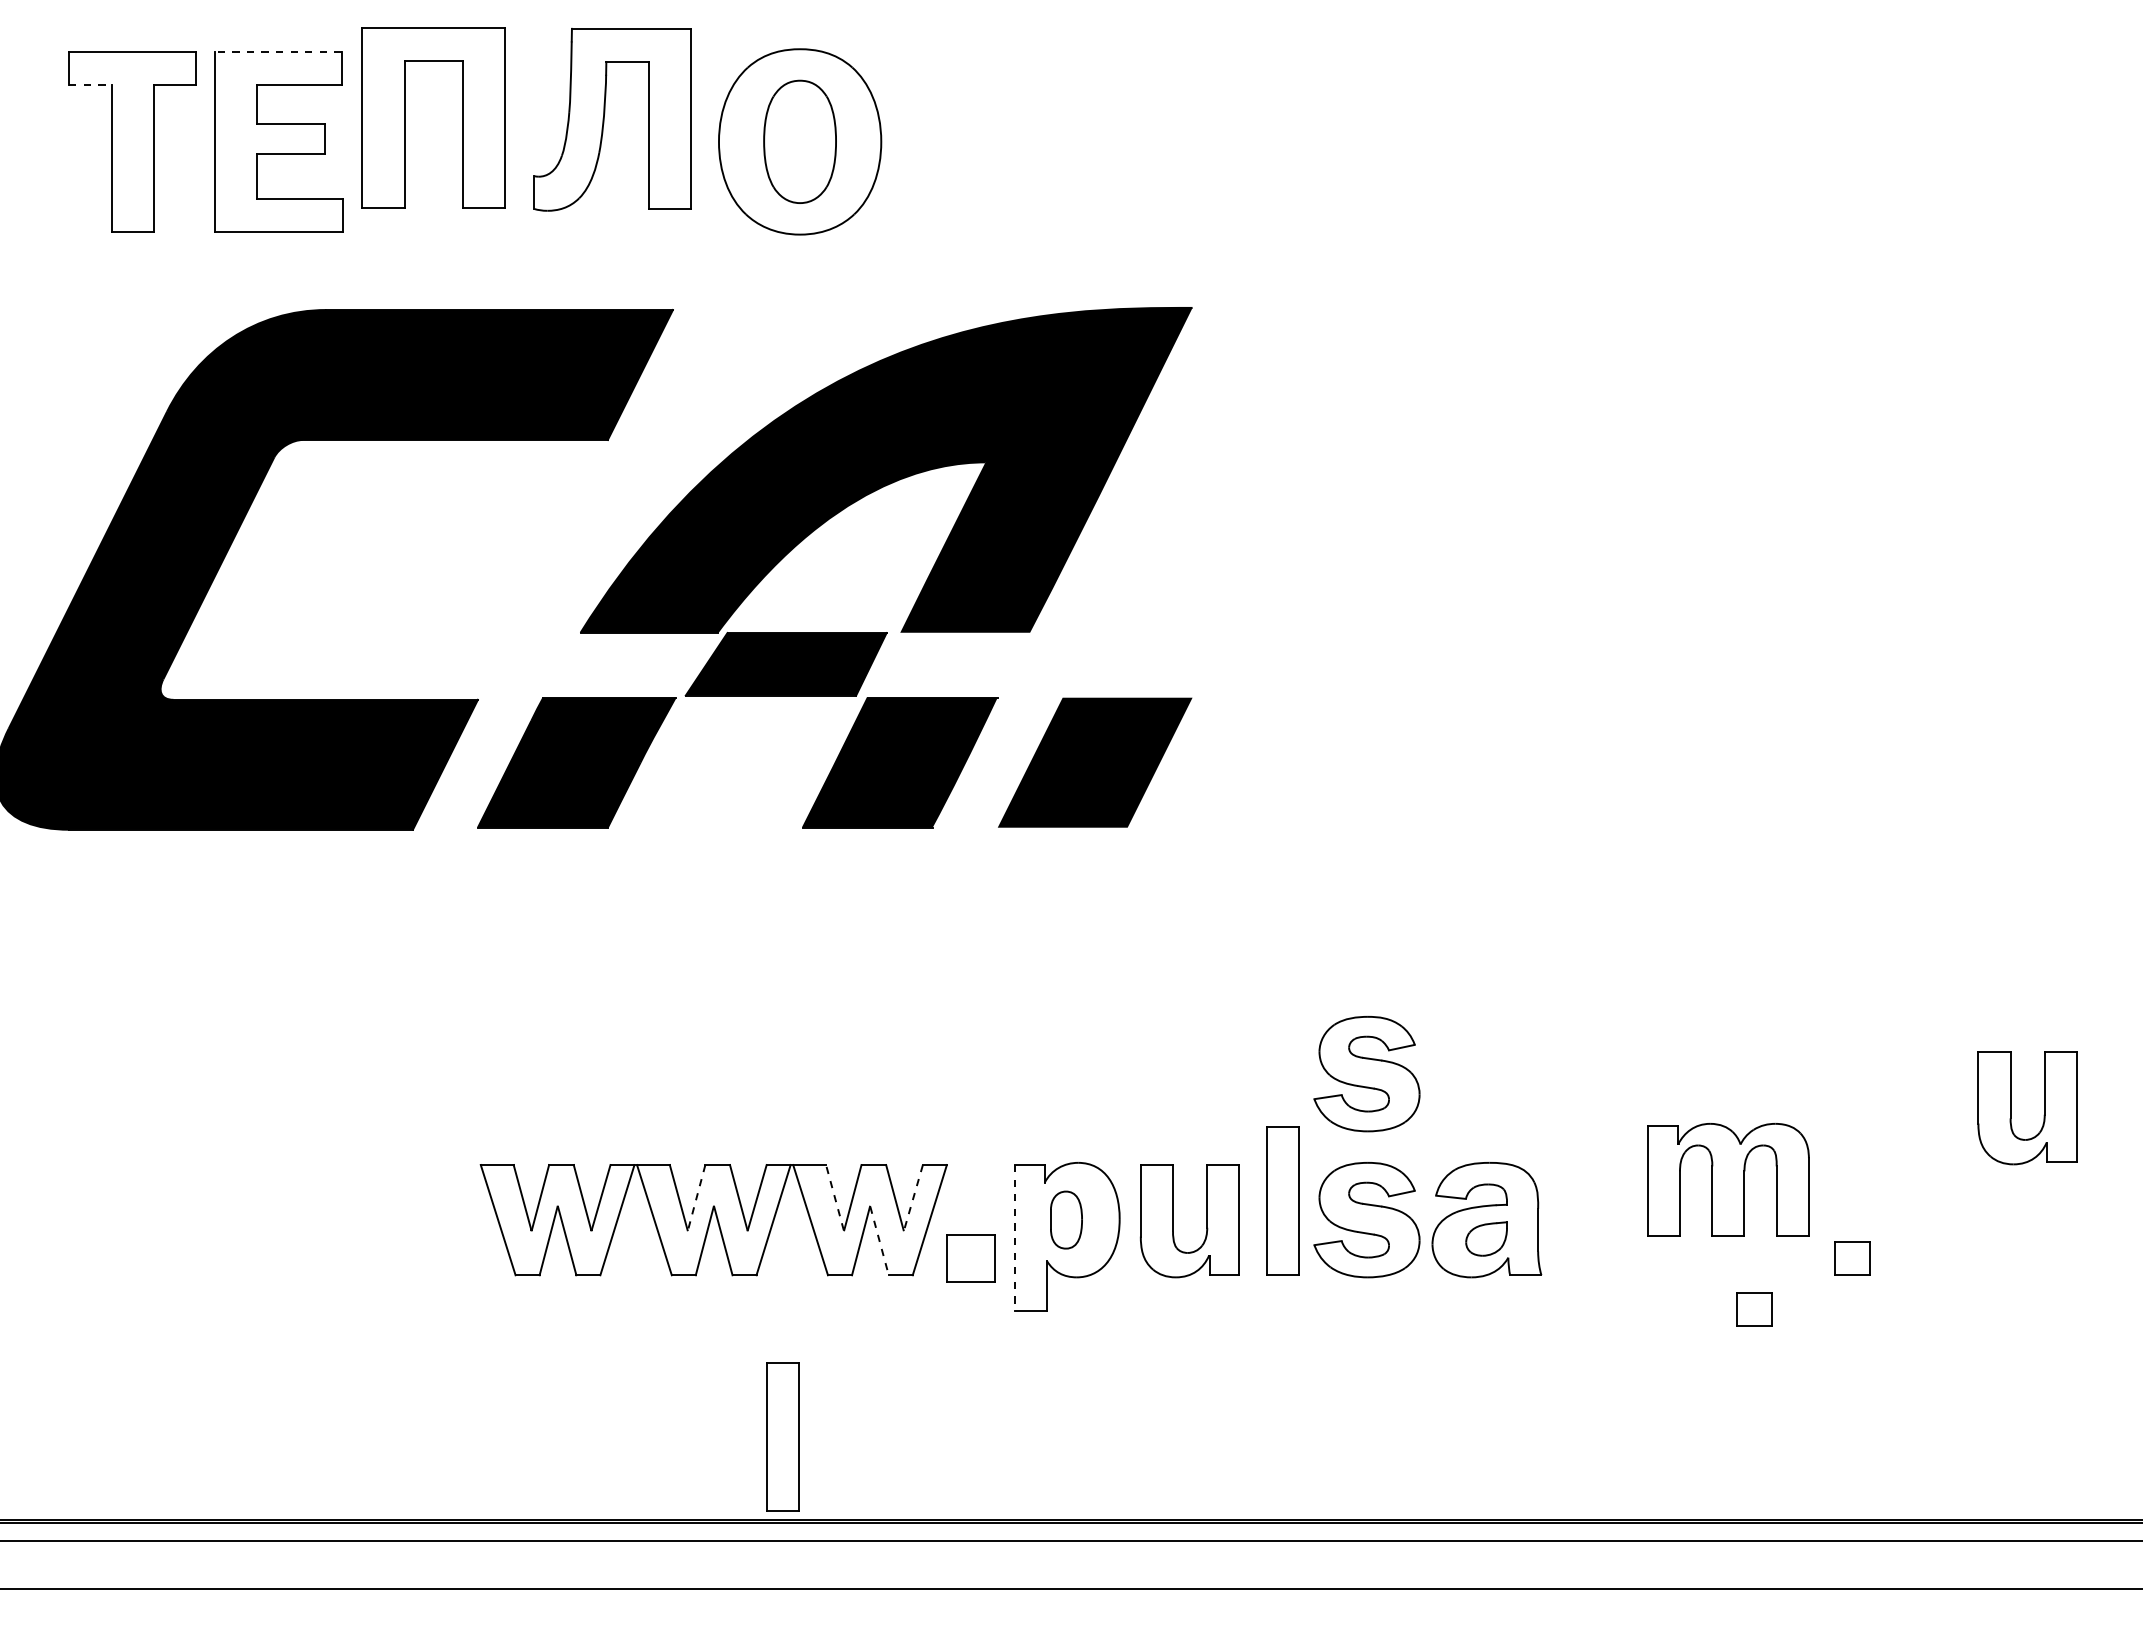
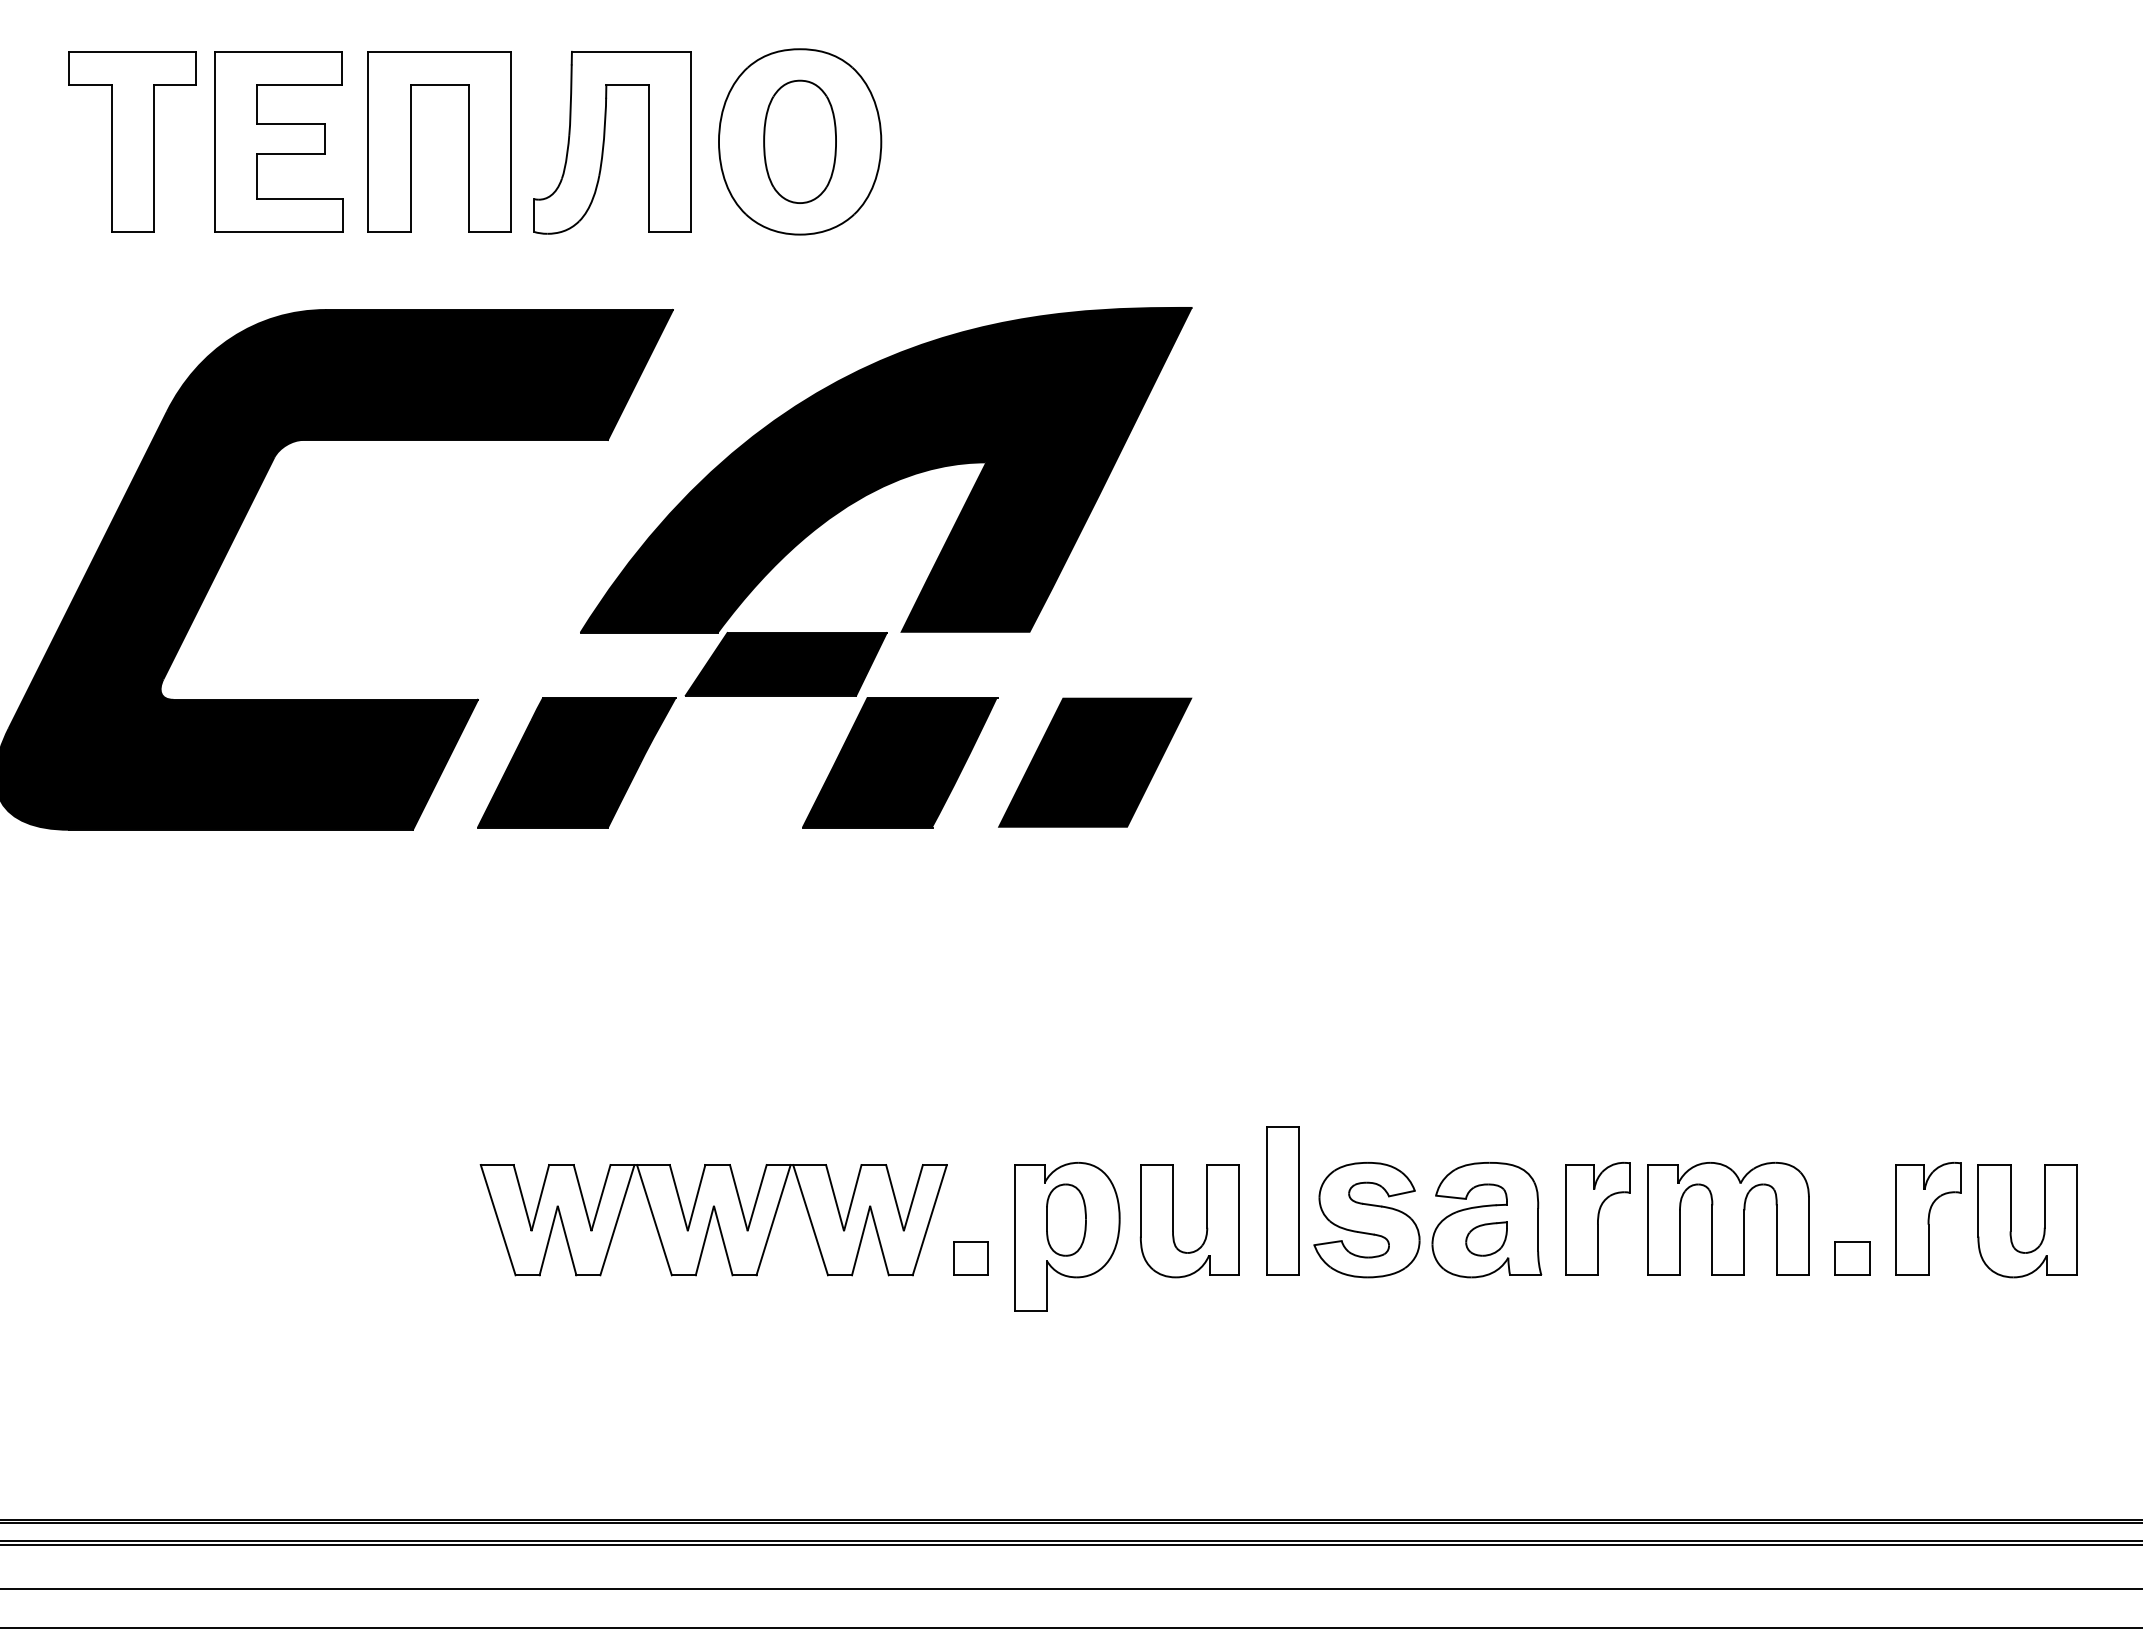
line: dashed -> solid (277, 51)
line: dashed -> solid (90, 84)
part position: (405, 117) -> (411, 141) (411, 141)
part position: (604, 119) -> (604, 142) (604, 142)
part: present -> none (1366, 1074)
part position: (2011, 1108) -> (2011, 1221) (2011, 1221)
part position: (1728, 1179) -> (1728, 1218) (1728, 1218)
line: dashed -> solid (696, 1197)
line: dashed -> solid (834, 1197)
line: dashed -> solid (913, 1197)
part: none -> present (1597, 1218)
part: none -> present (1928, 1218)
part size: 33x60 px -> 41x74 px (1066, 1219)
line: dashed -> solid (1014, 1237)
line: dashed -> solid (879, 1241)
part size: 50x49 px -> 36x35 px (970, 1258)
part: present -> none (1754, 1309)
part: present -> none (782, 1436)
line: none -> present (1070, 1545)
line: none -> present (1070, 1628)
